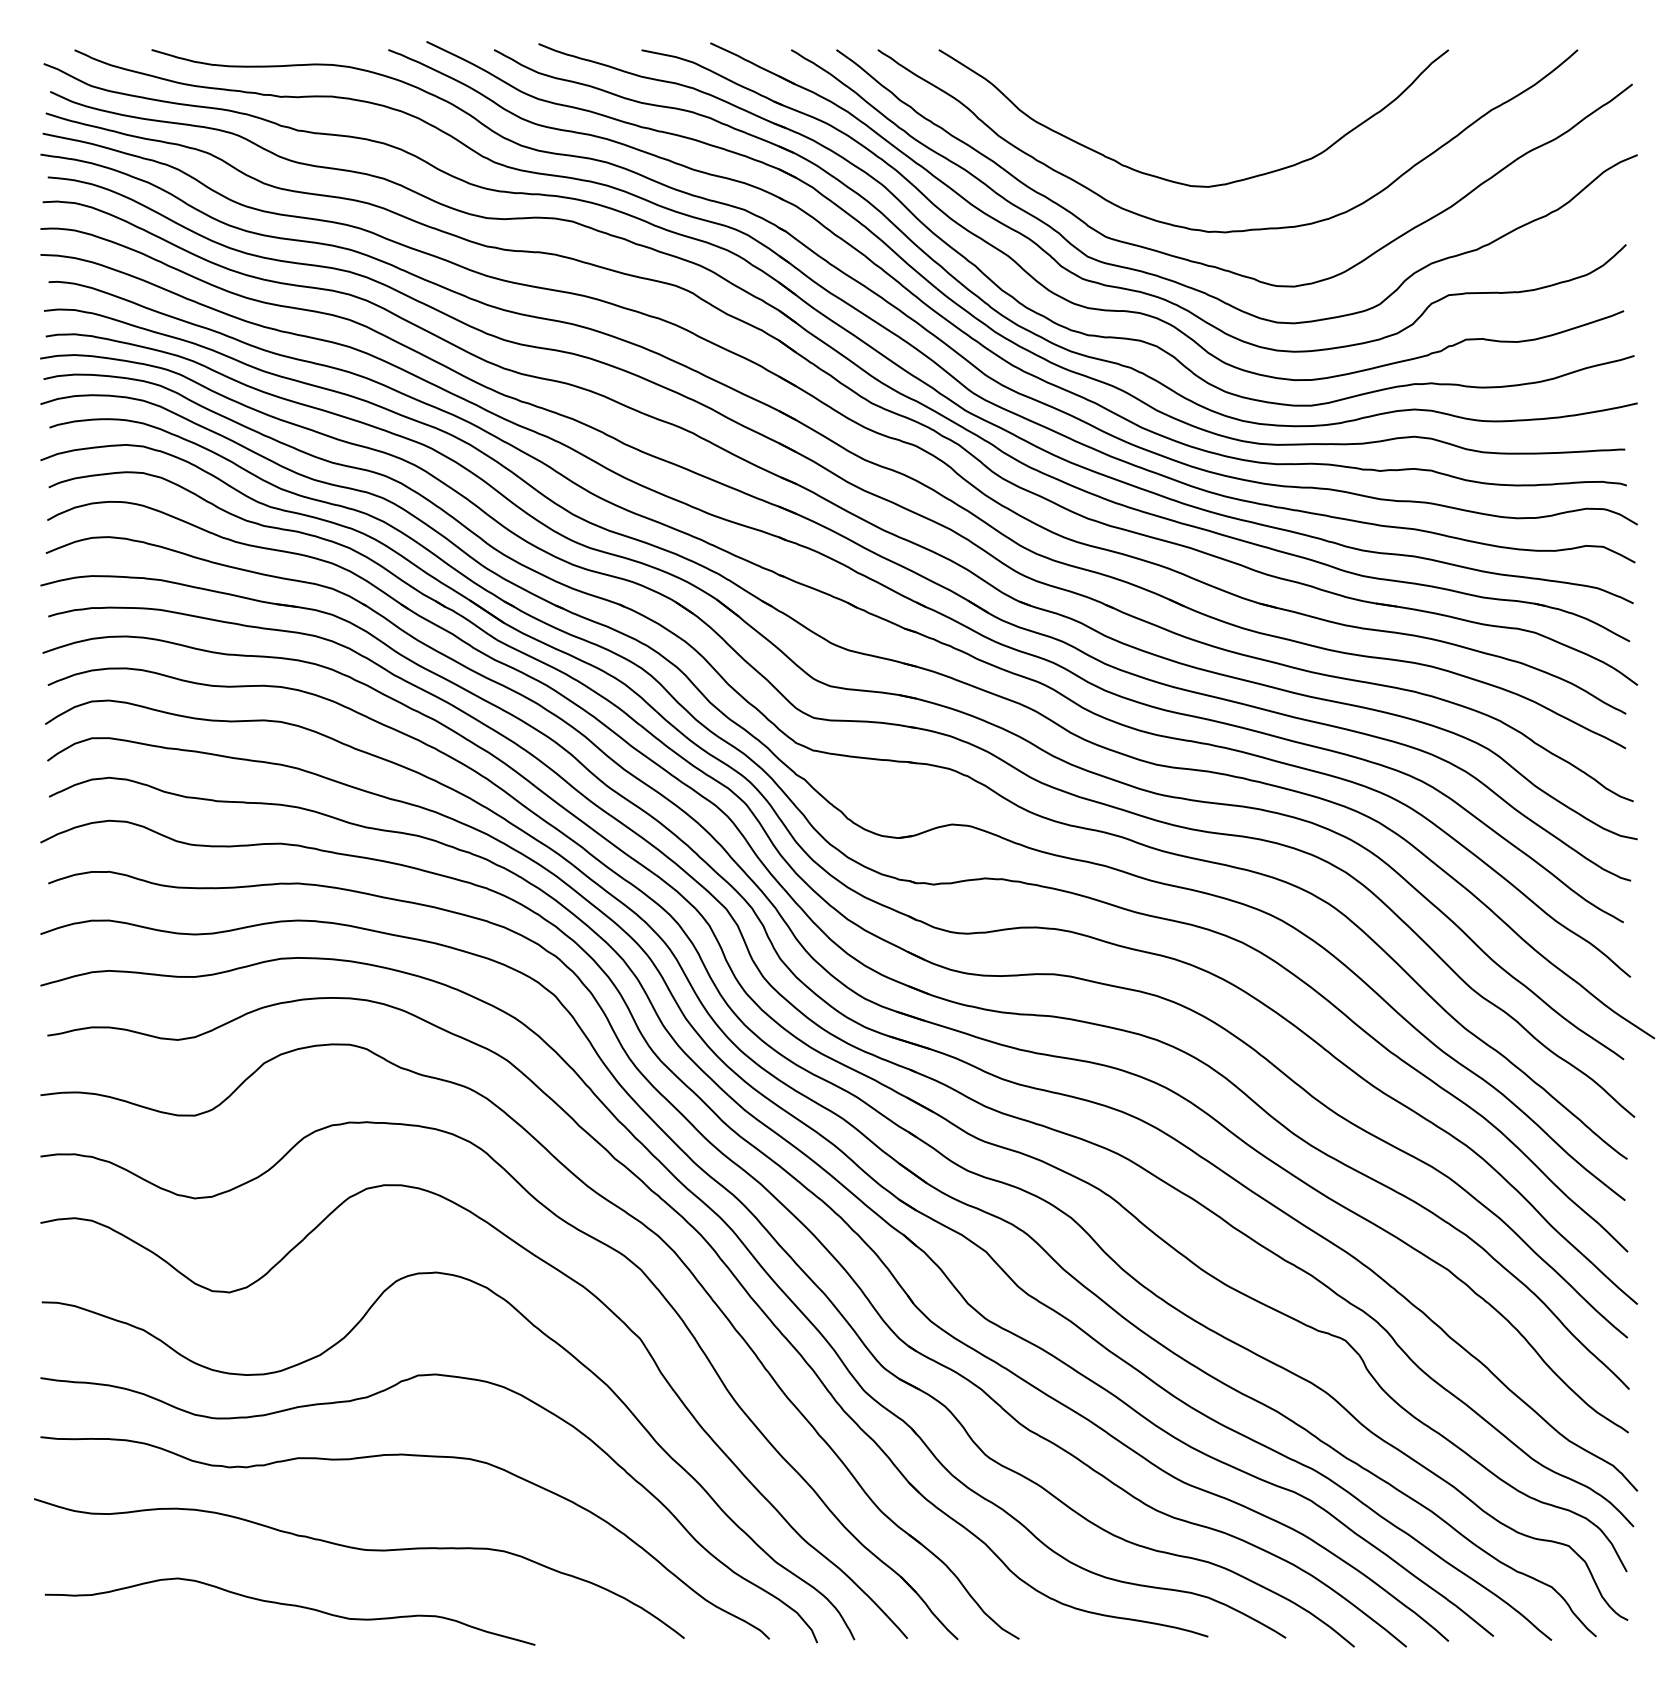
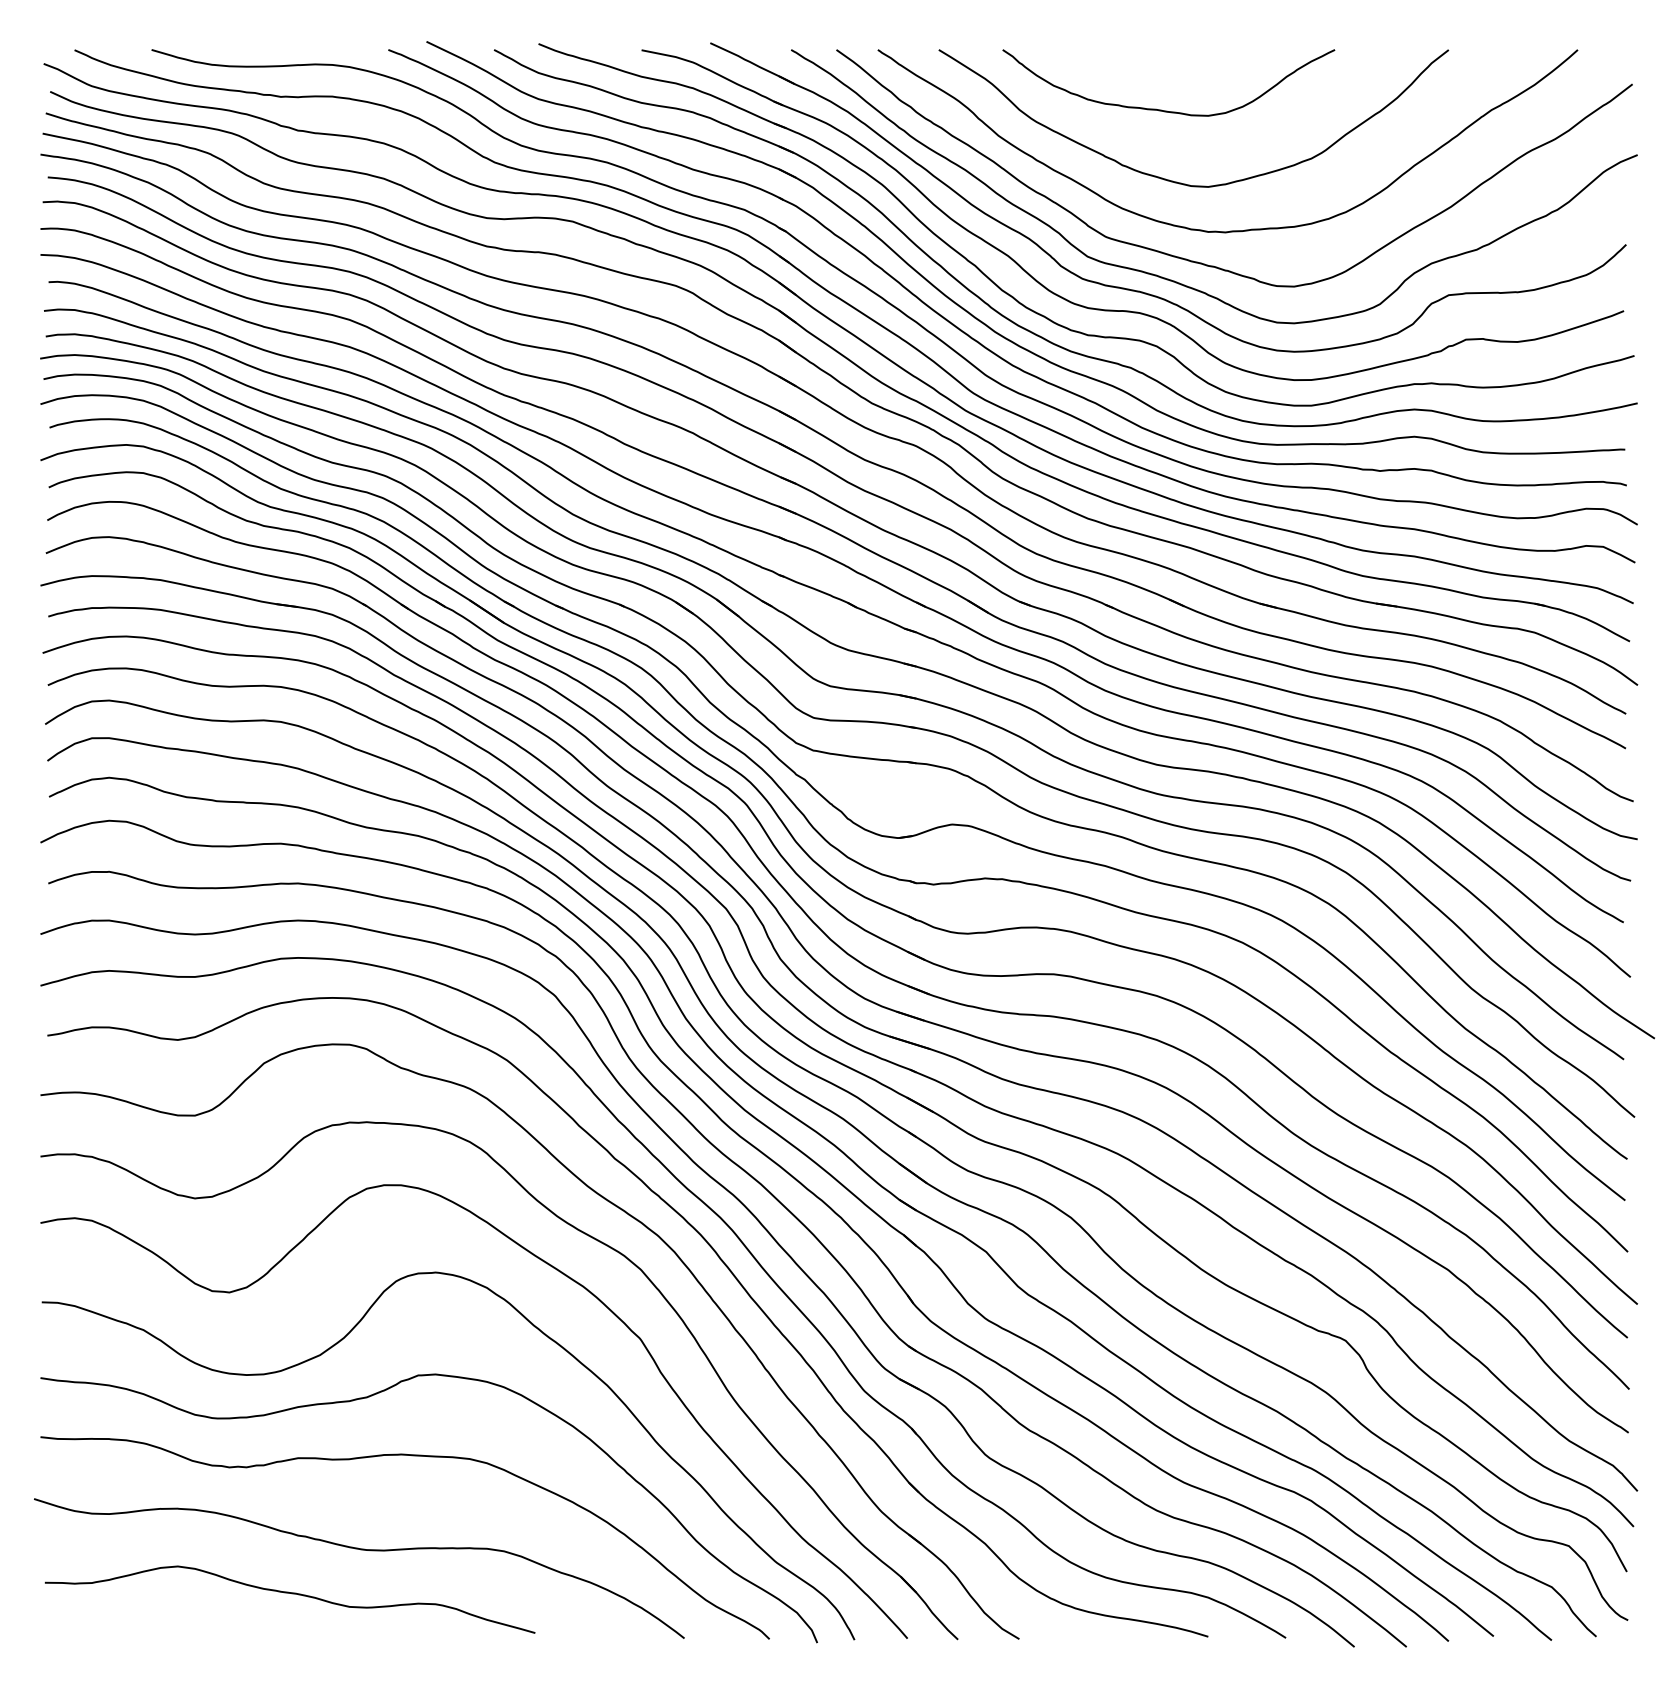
curve: none -> present (1161, 109)
curve position: (291, 1606) -> (291, 1594) (291, 1594)
